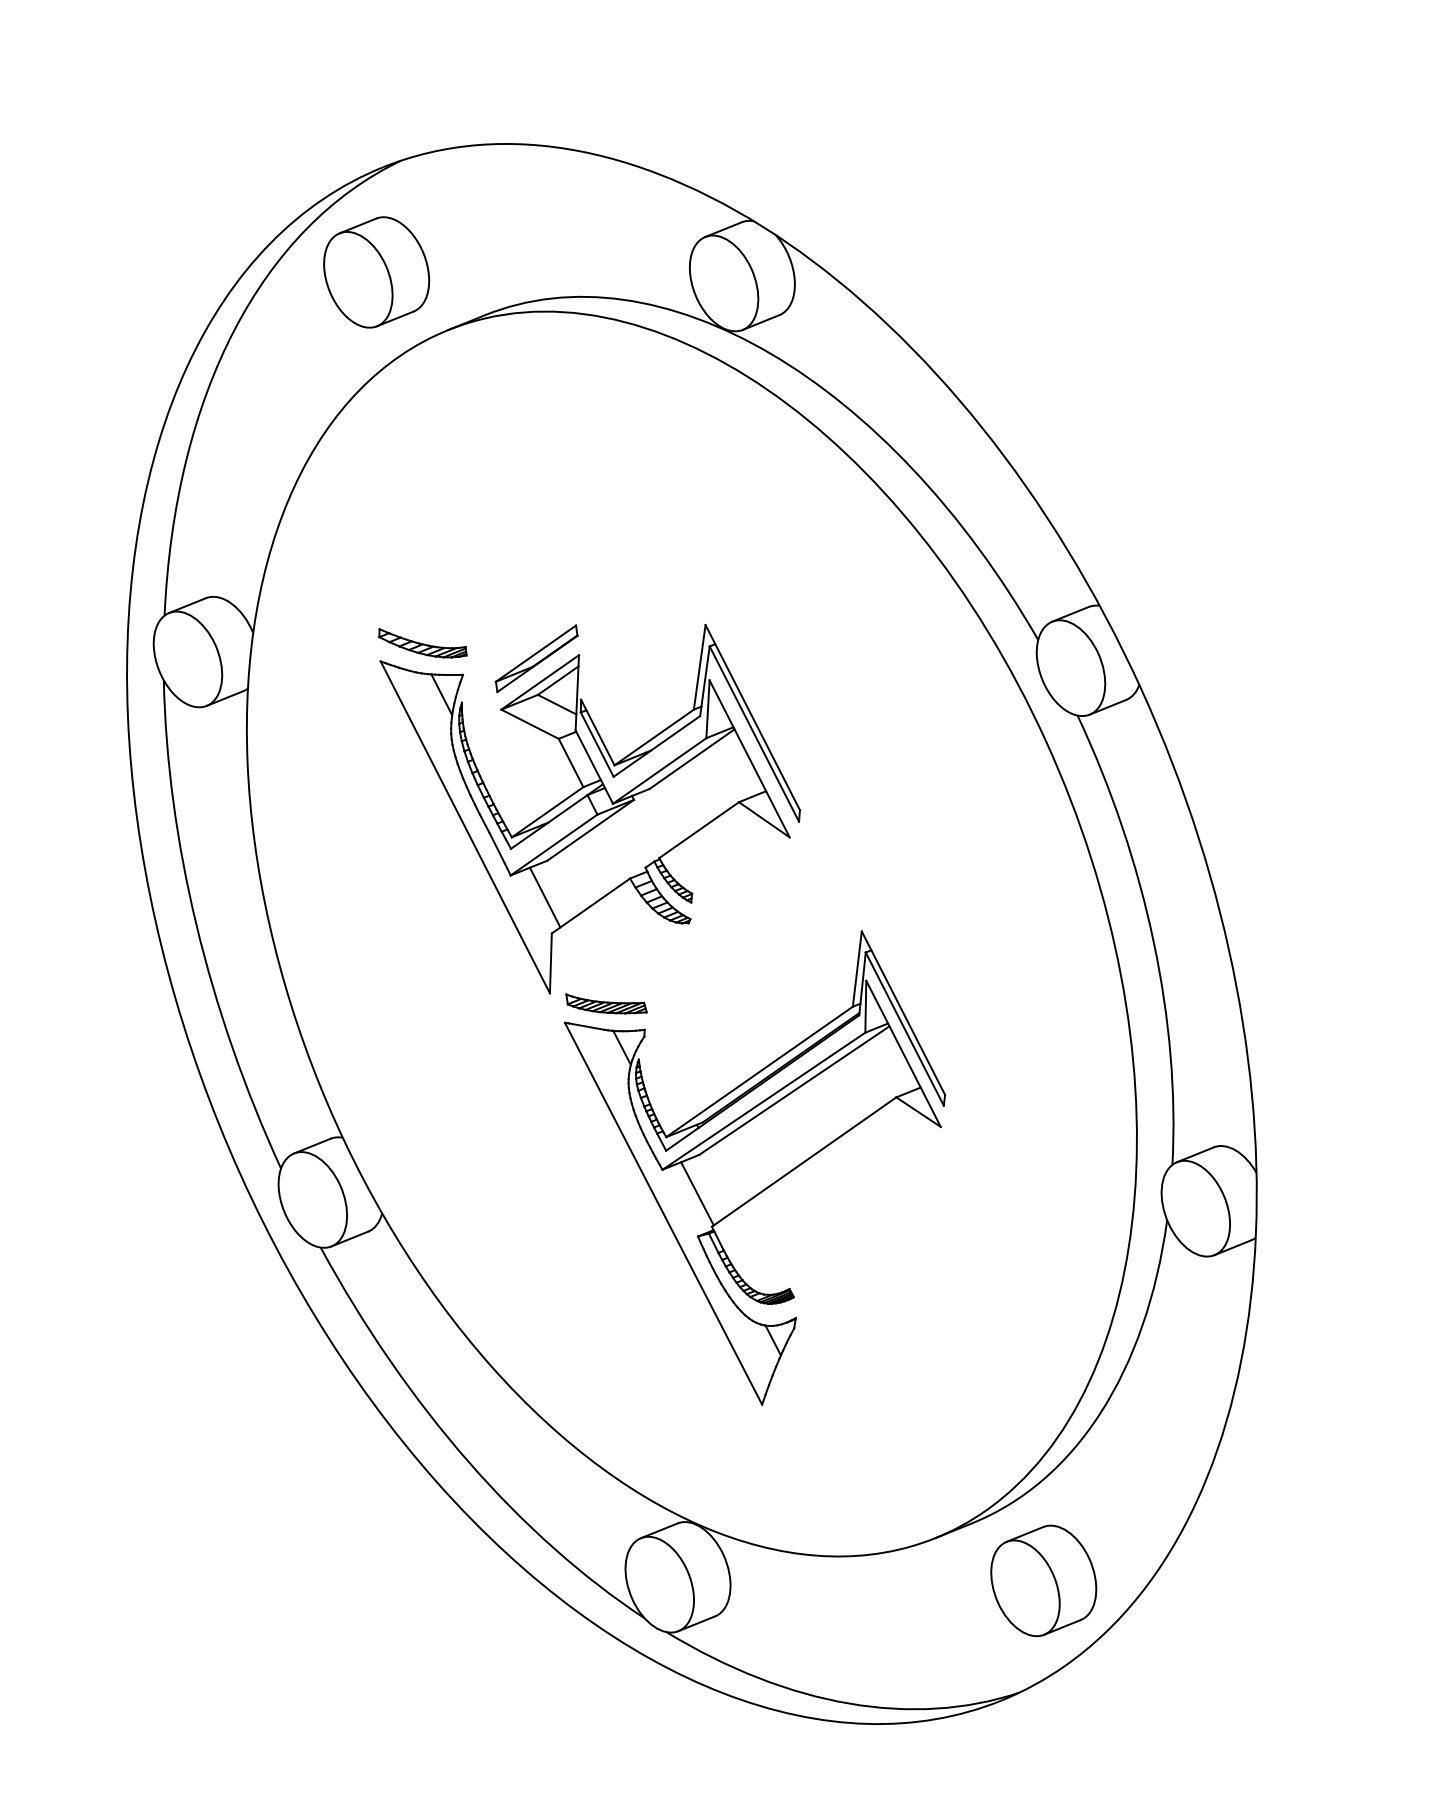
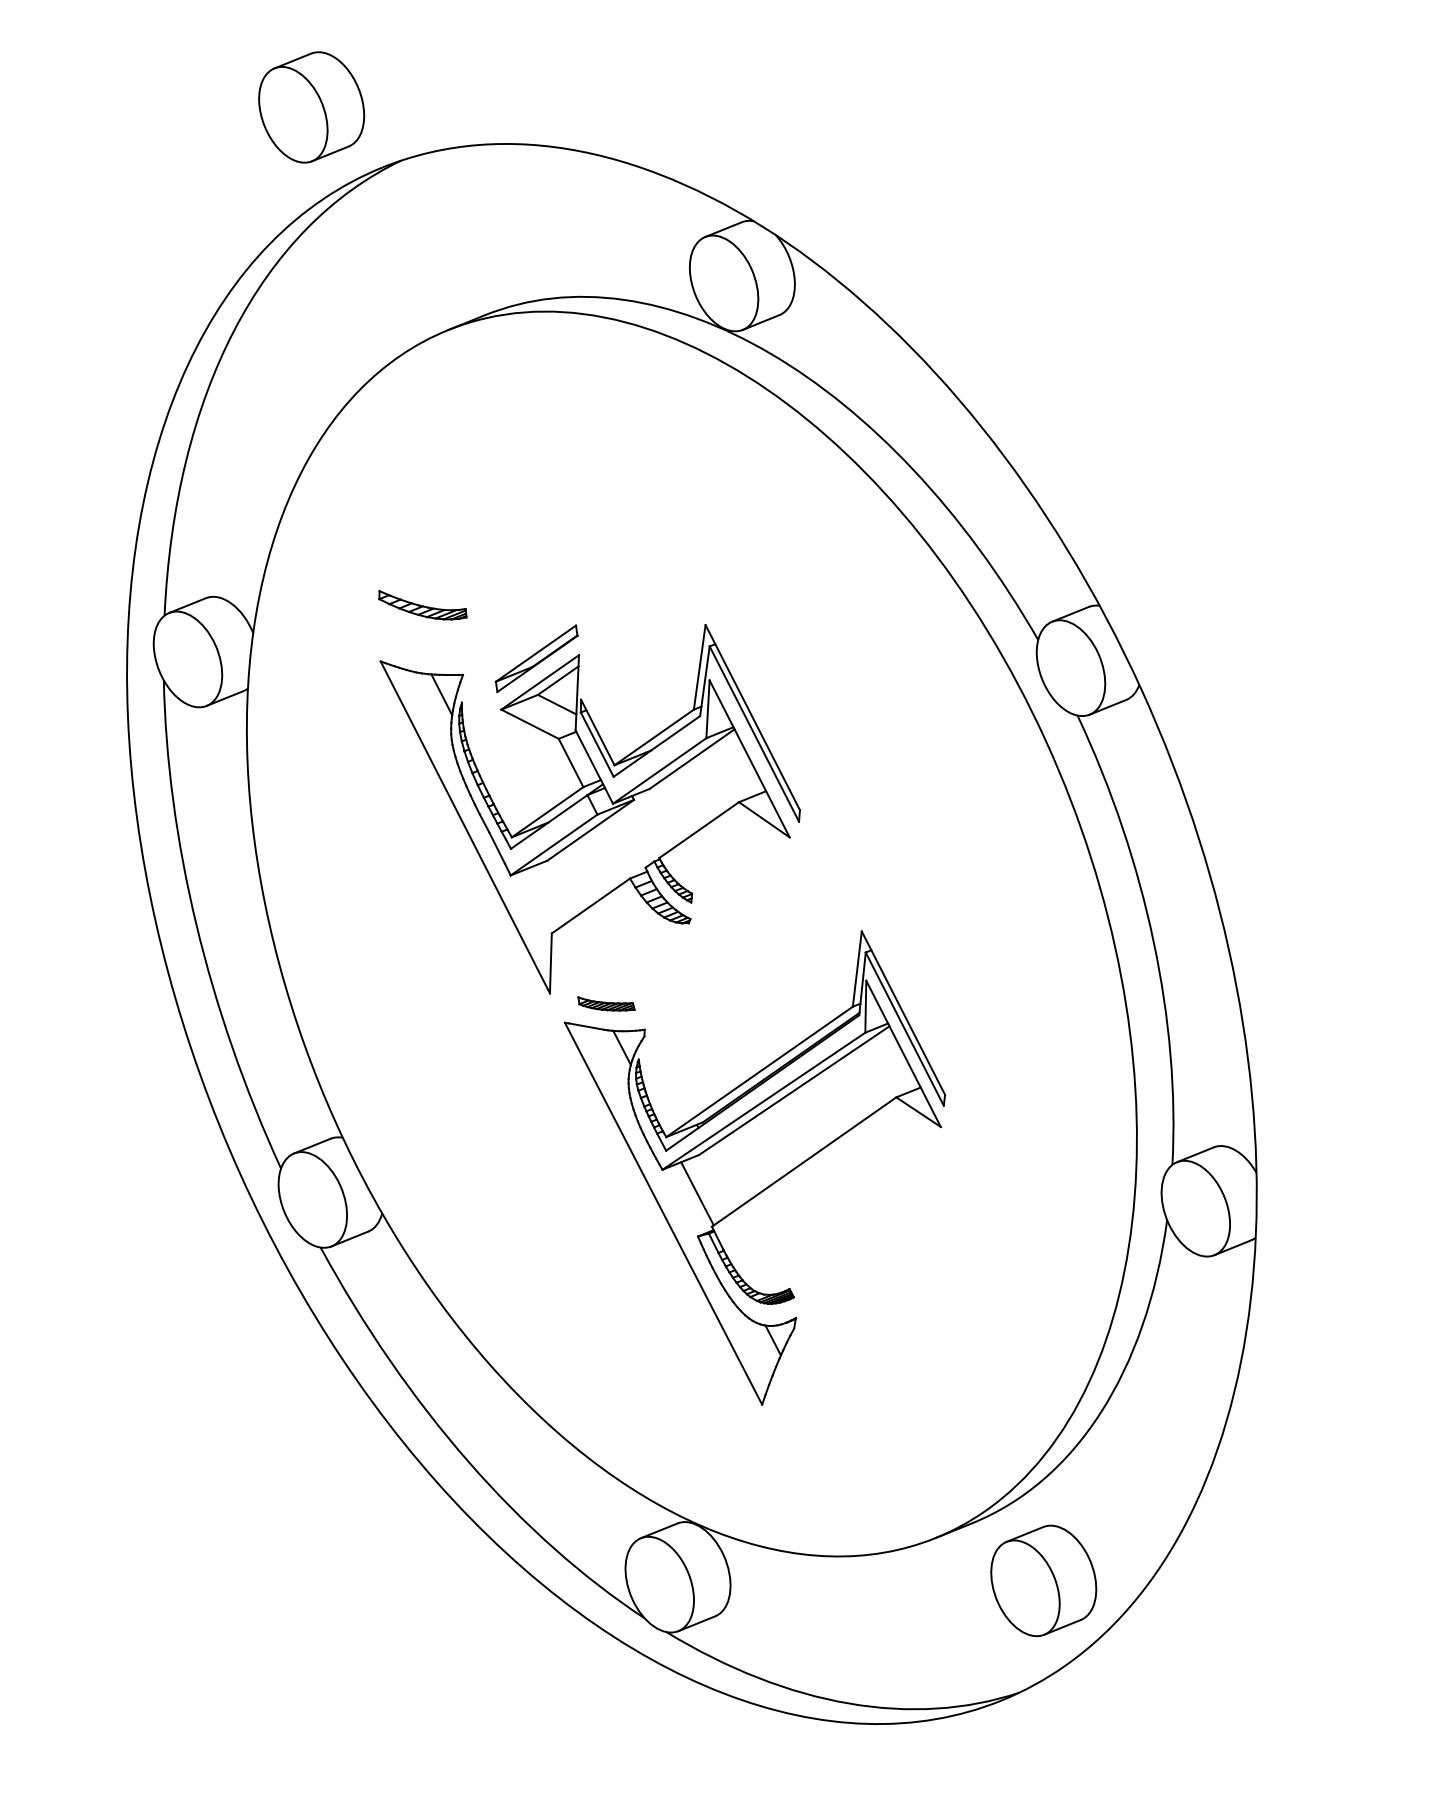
part position: (376, 272) -> (311, 107) (311, 107)
part position: (422, 643) -> (422, 605) (422, 605)
line: present -> none (544, 897)
part size: 83x22 px -> 59x16 px (606, 1003)
